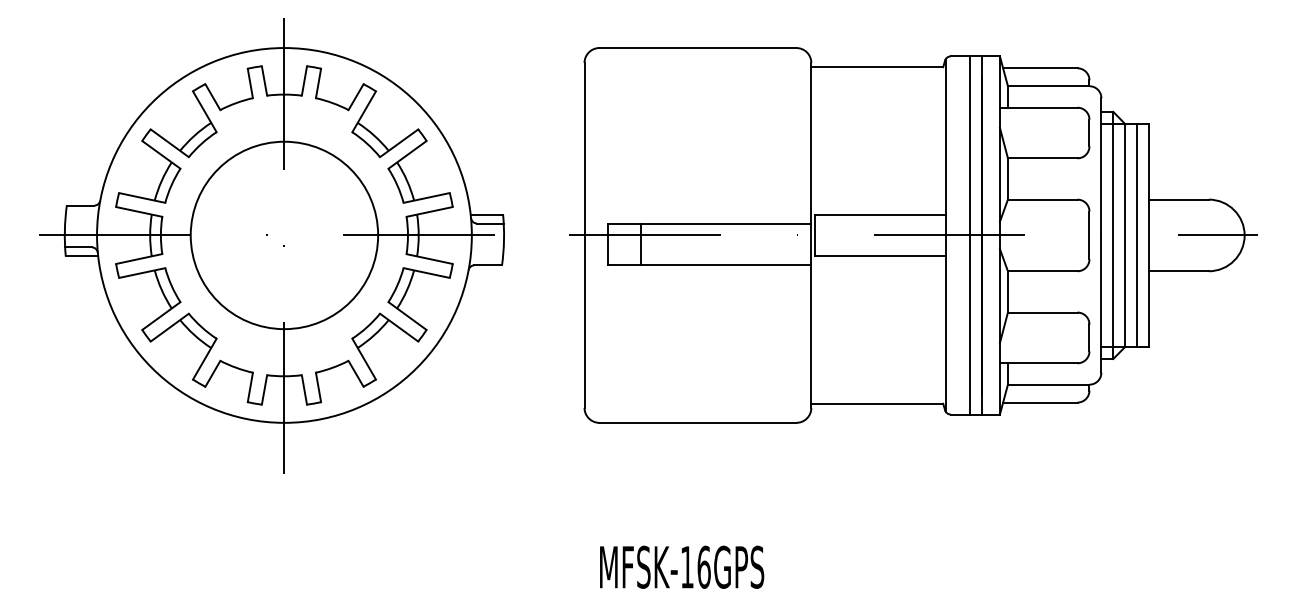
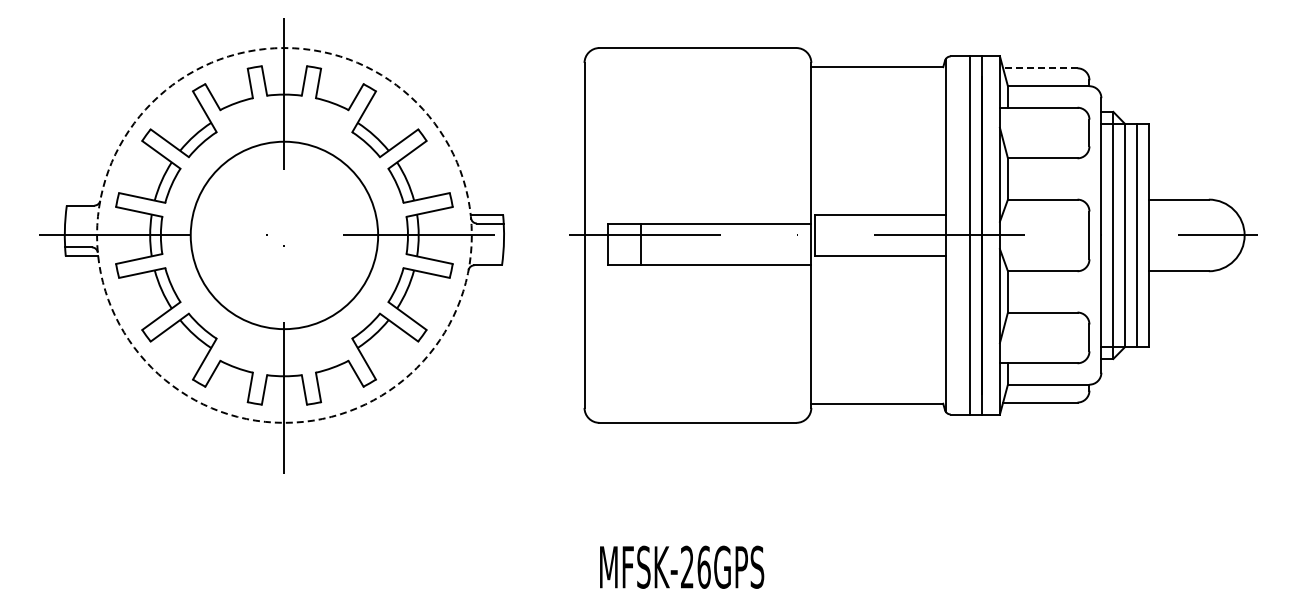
line: solid -> dashed (1039, 68)
circle: solid -> dashed (284, 235)
text: MFSK-16GPS -> MFSK-26GPS (687, 566)
